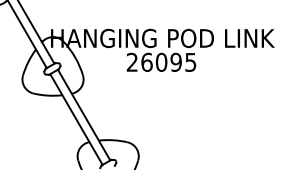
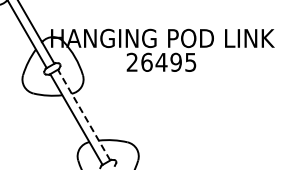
text: 26095 -> 26495 (161, 61)
line: solid -> dashed (83, 114)
